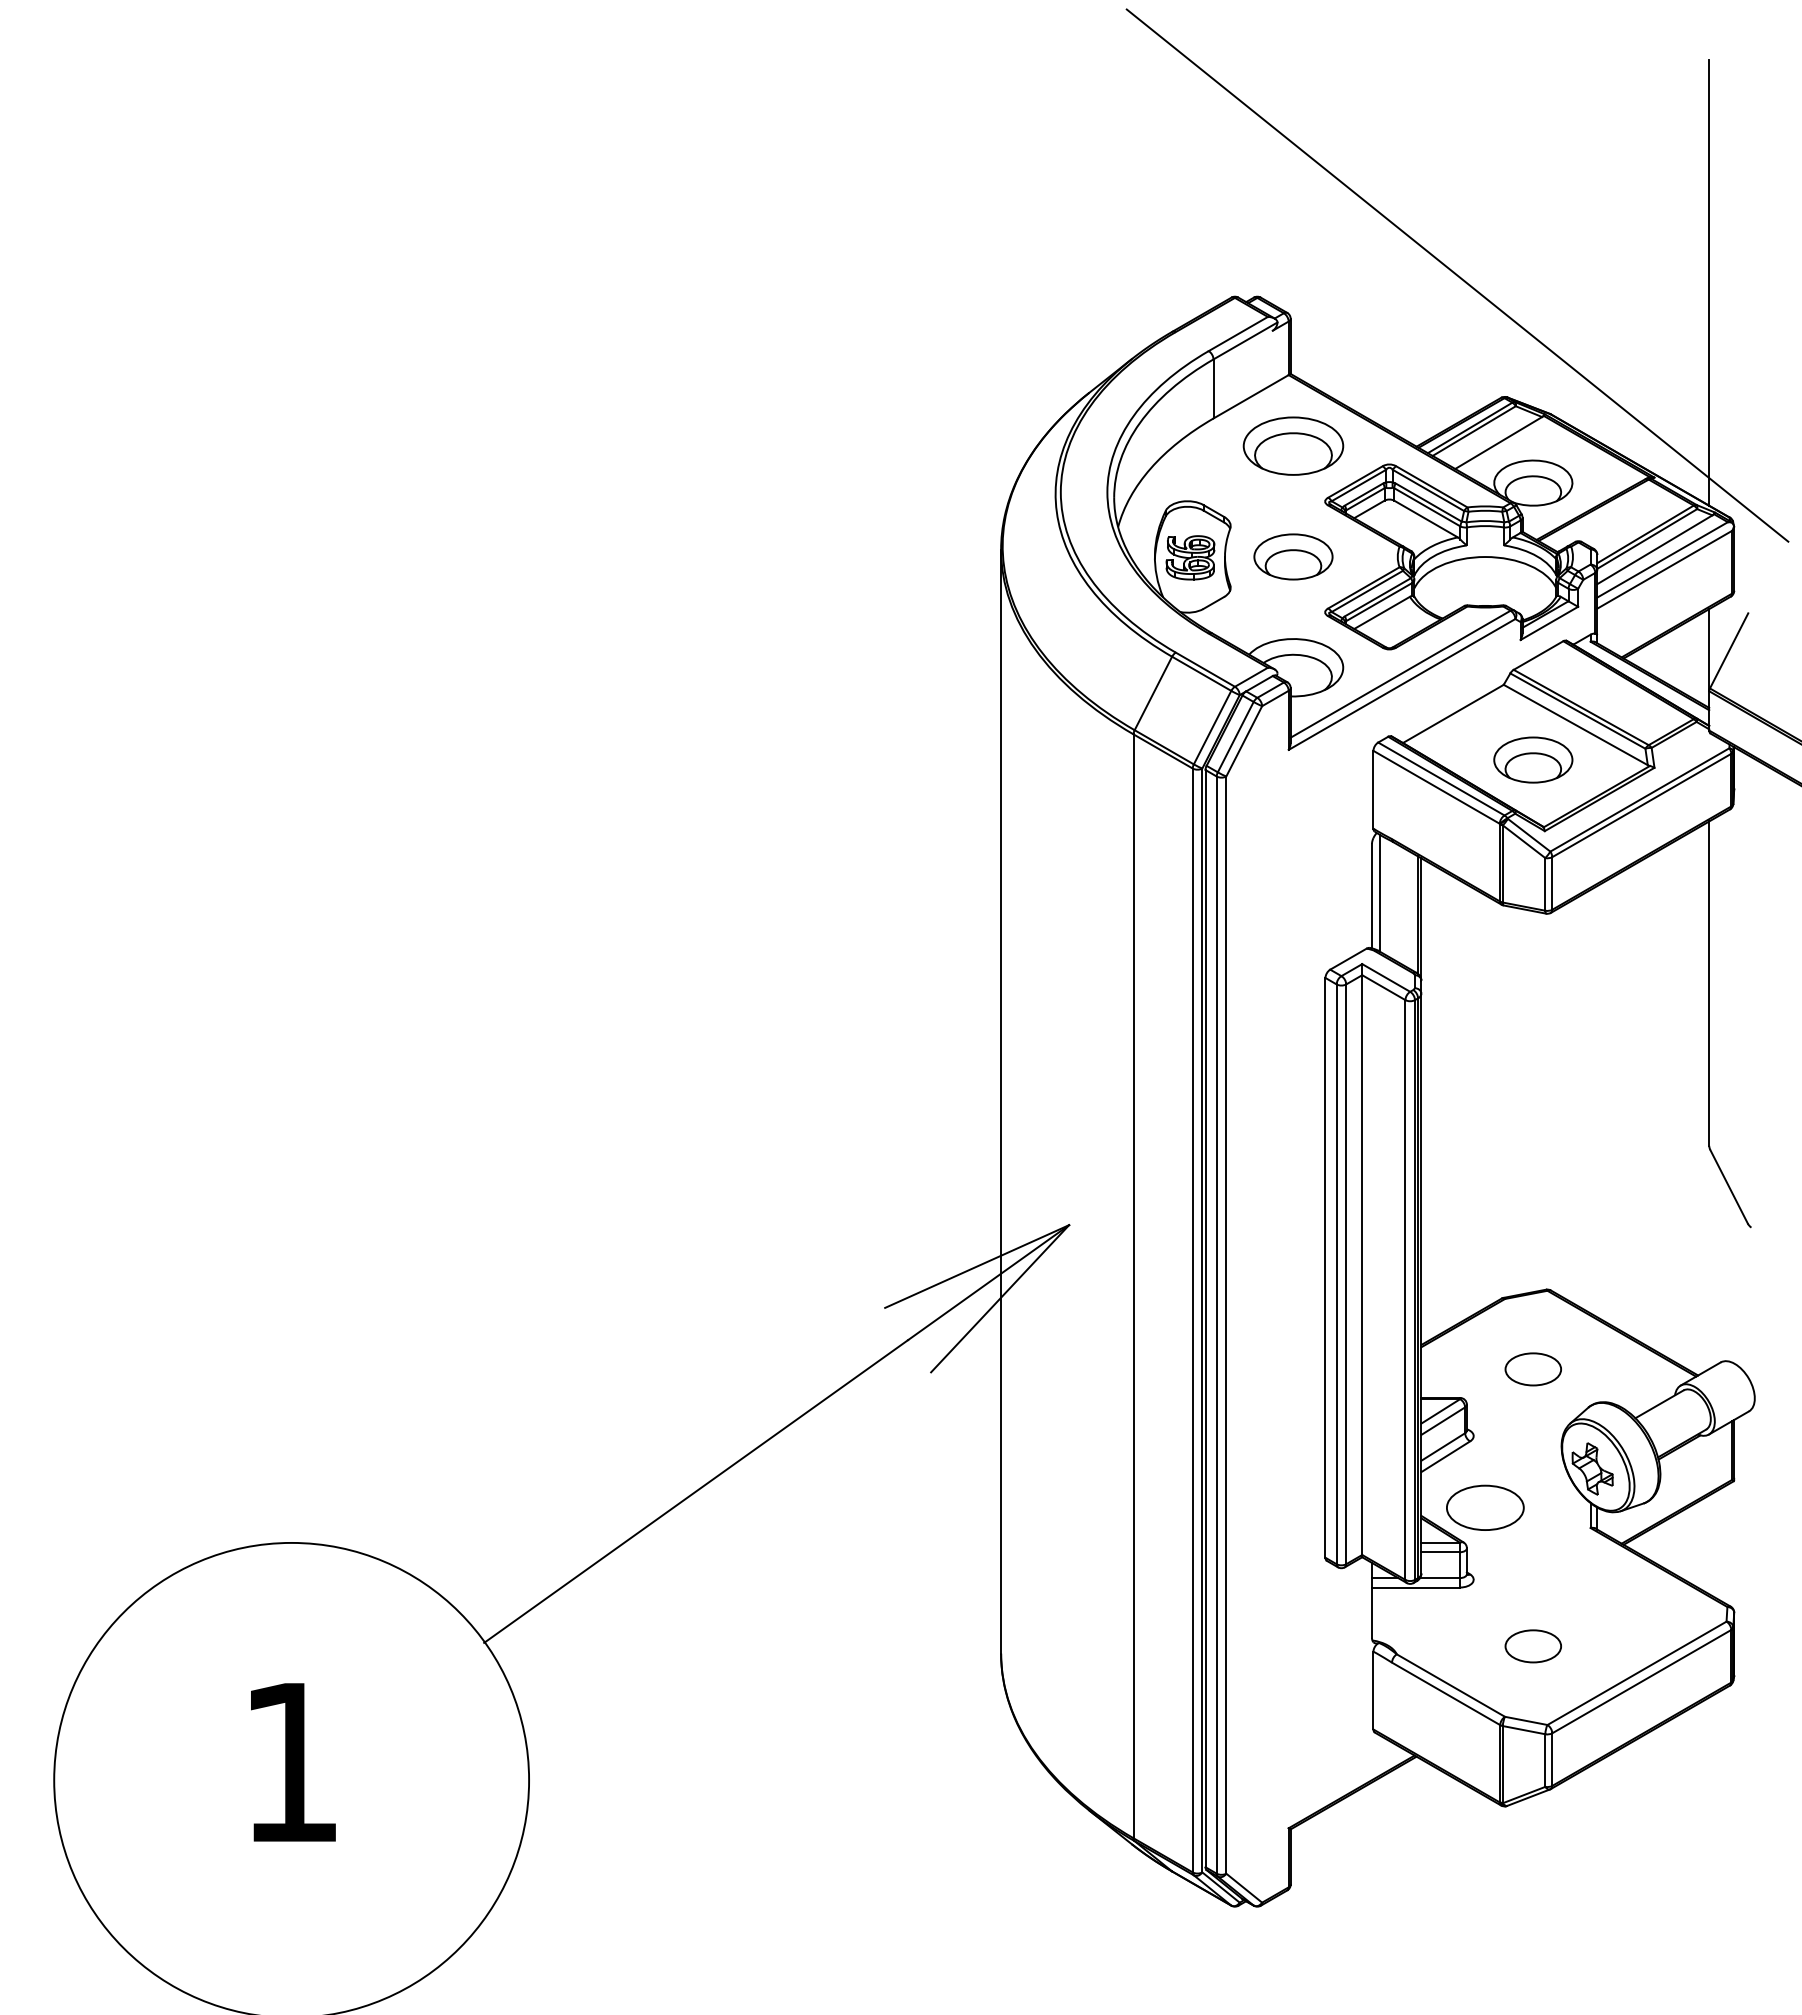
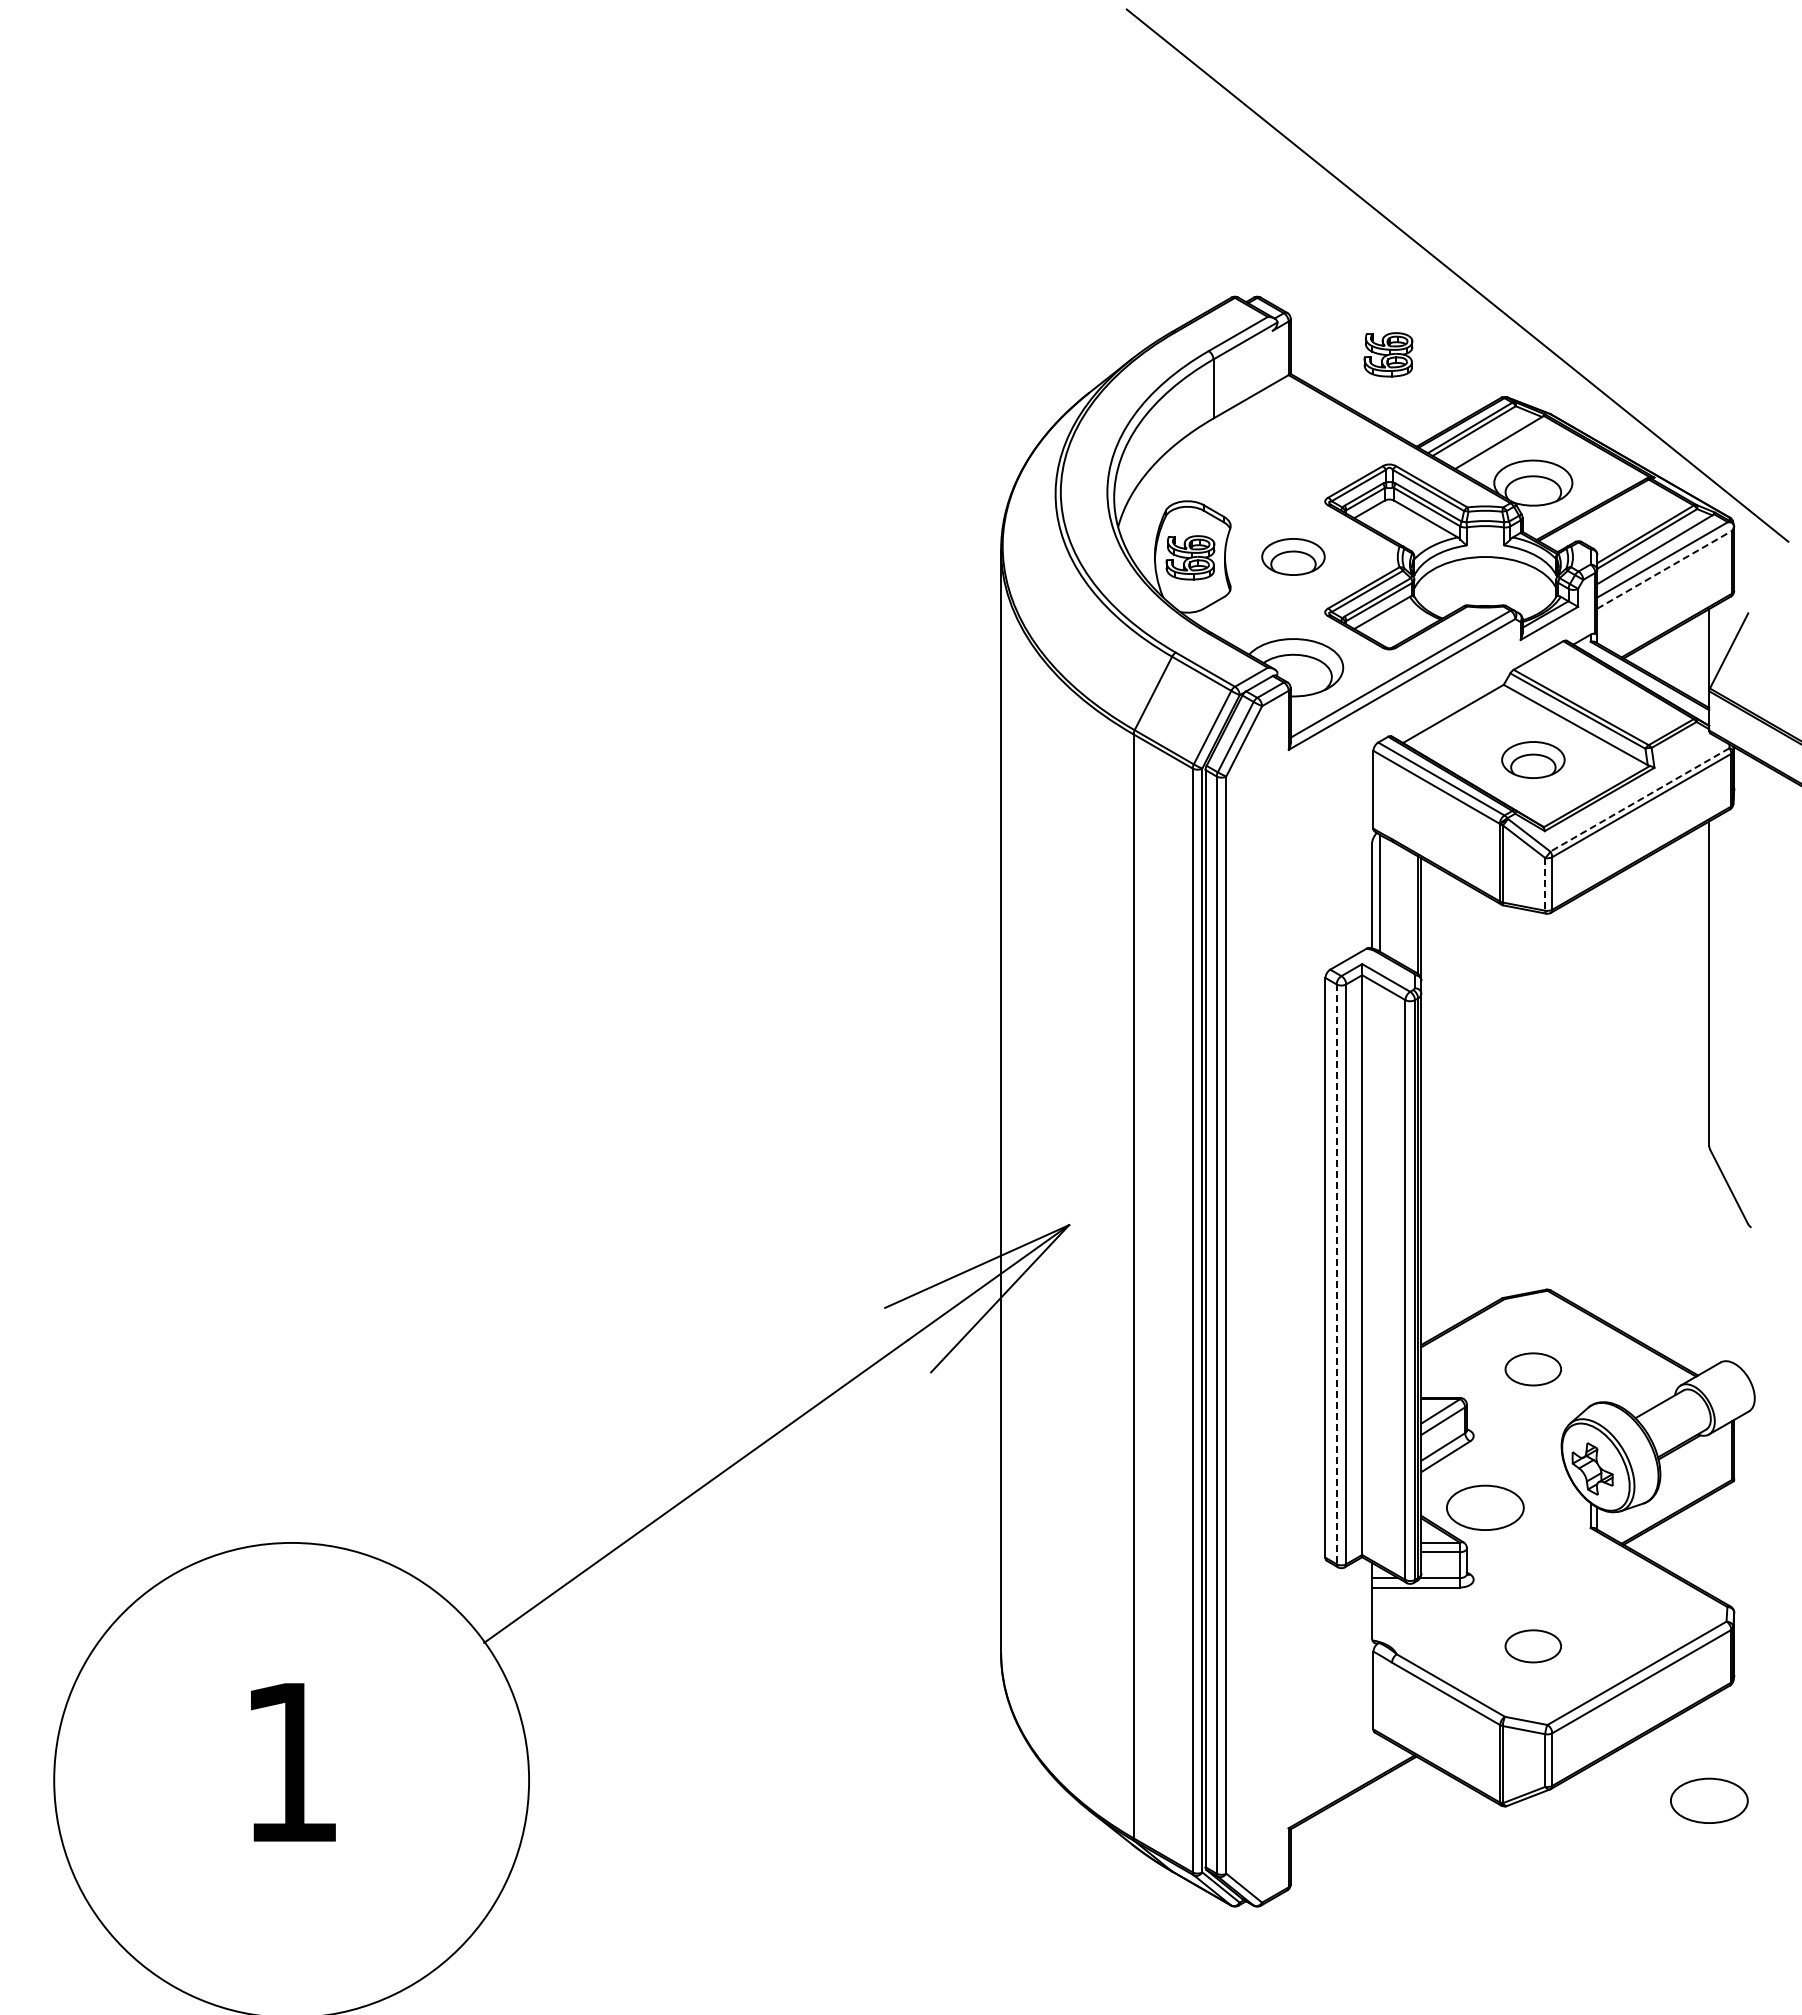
line: present -> none (1709, 282)
part: none -> present (1388, 354)
part: present -> none (1293, 445)
part size: 81x48 px -> 65x38 px (1293, 556)
line: solid -> dashed (1664, 569)
part size: 81x48 px -> 65x38 px (1533, 759)
line: solid -> dashed (1639, 800)
line: solid -> dashed (1545, 884)
line: solid -> dashed (1336, 1274)
part: none -> present (1709, 1800)
